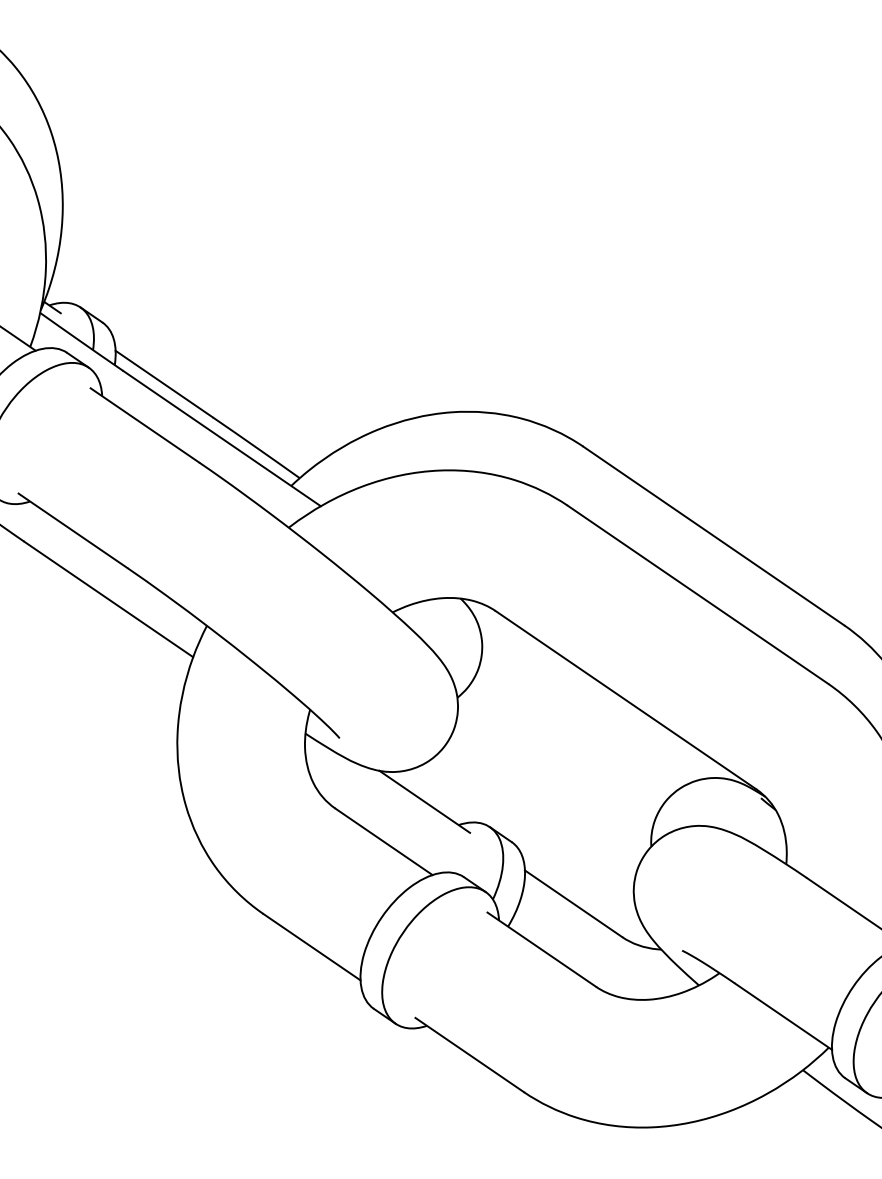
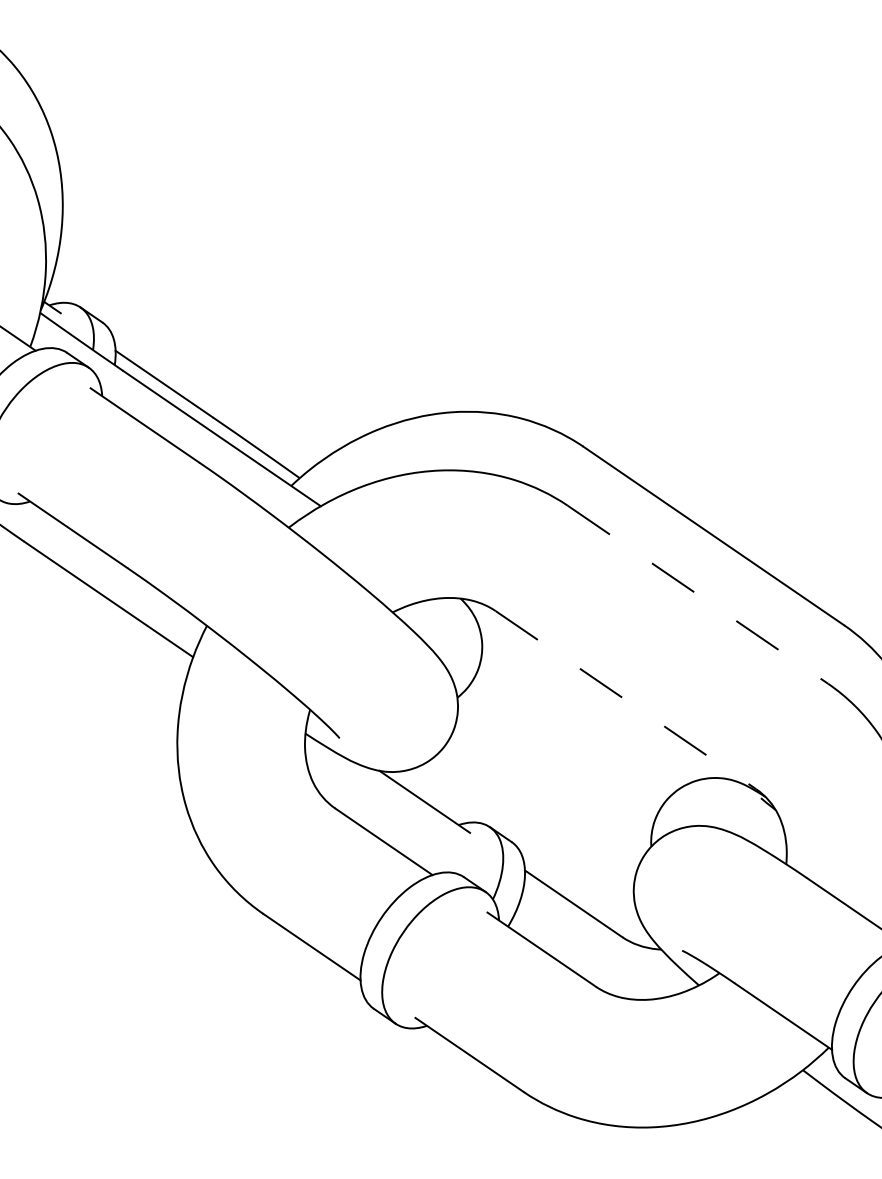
line: solid -> dashed (698, 594)
line: solid -> dashed (625, 700)
